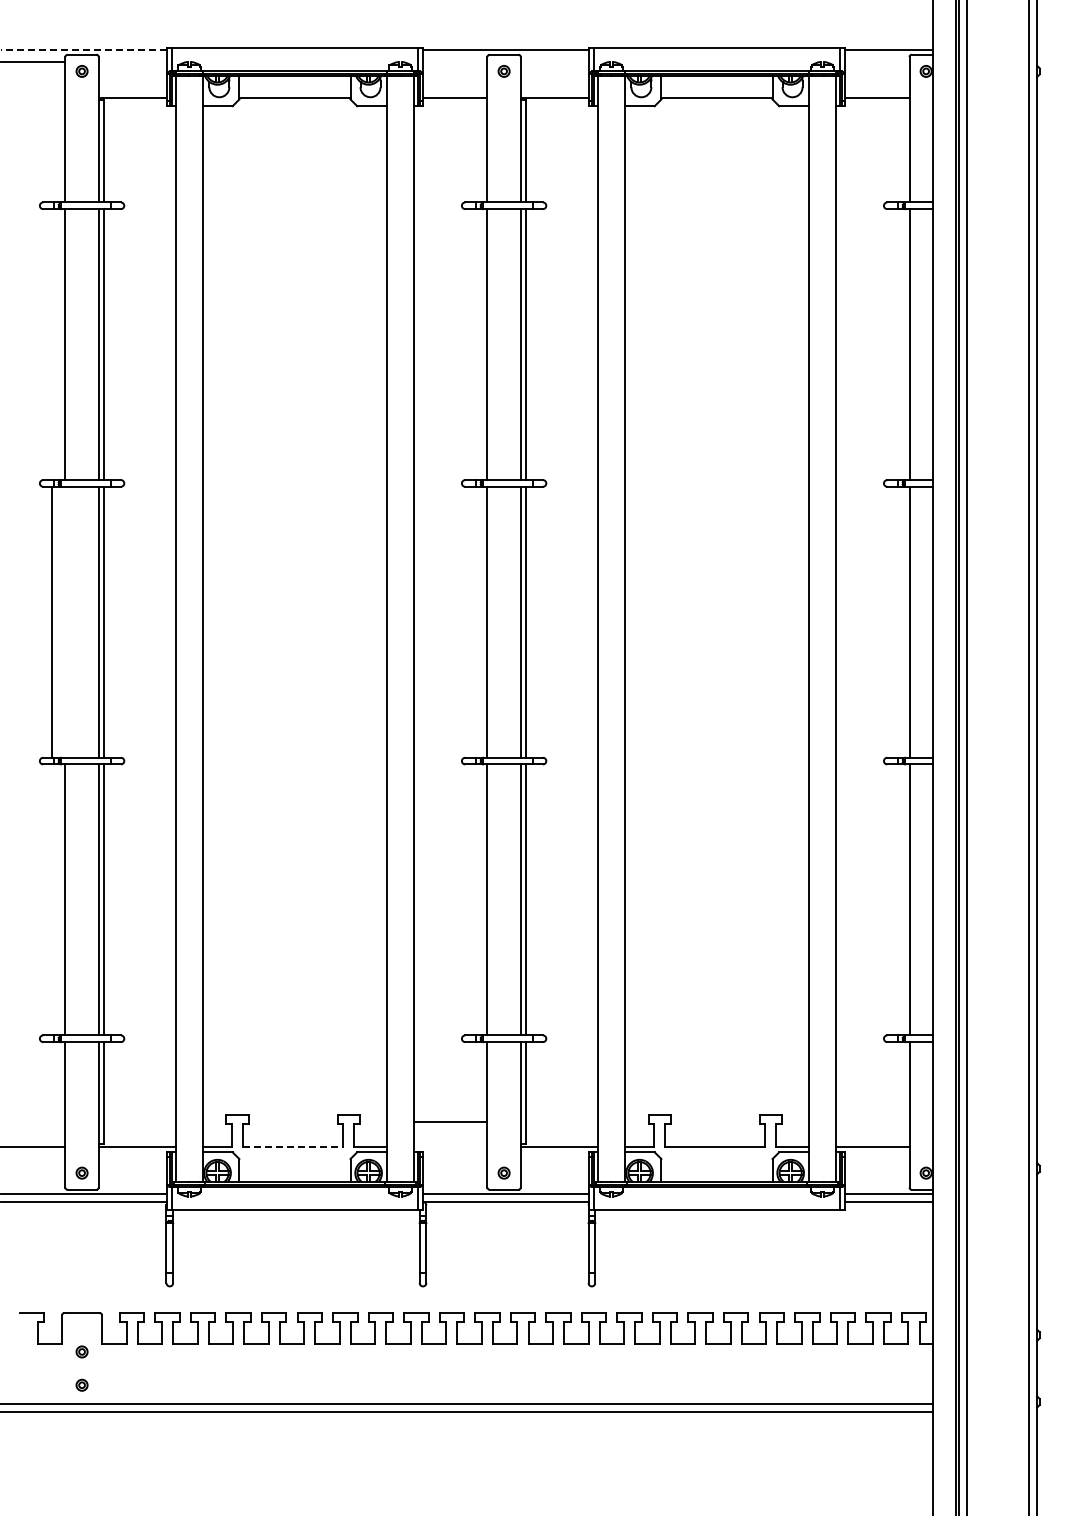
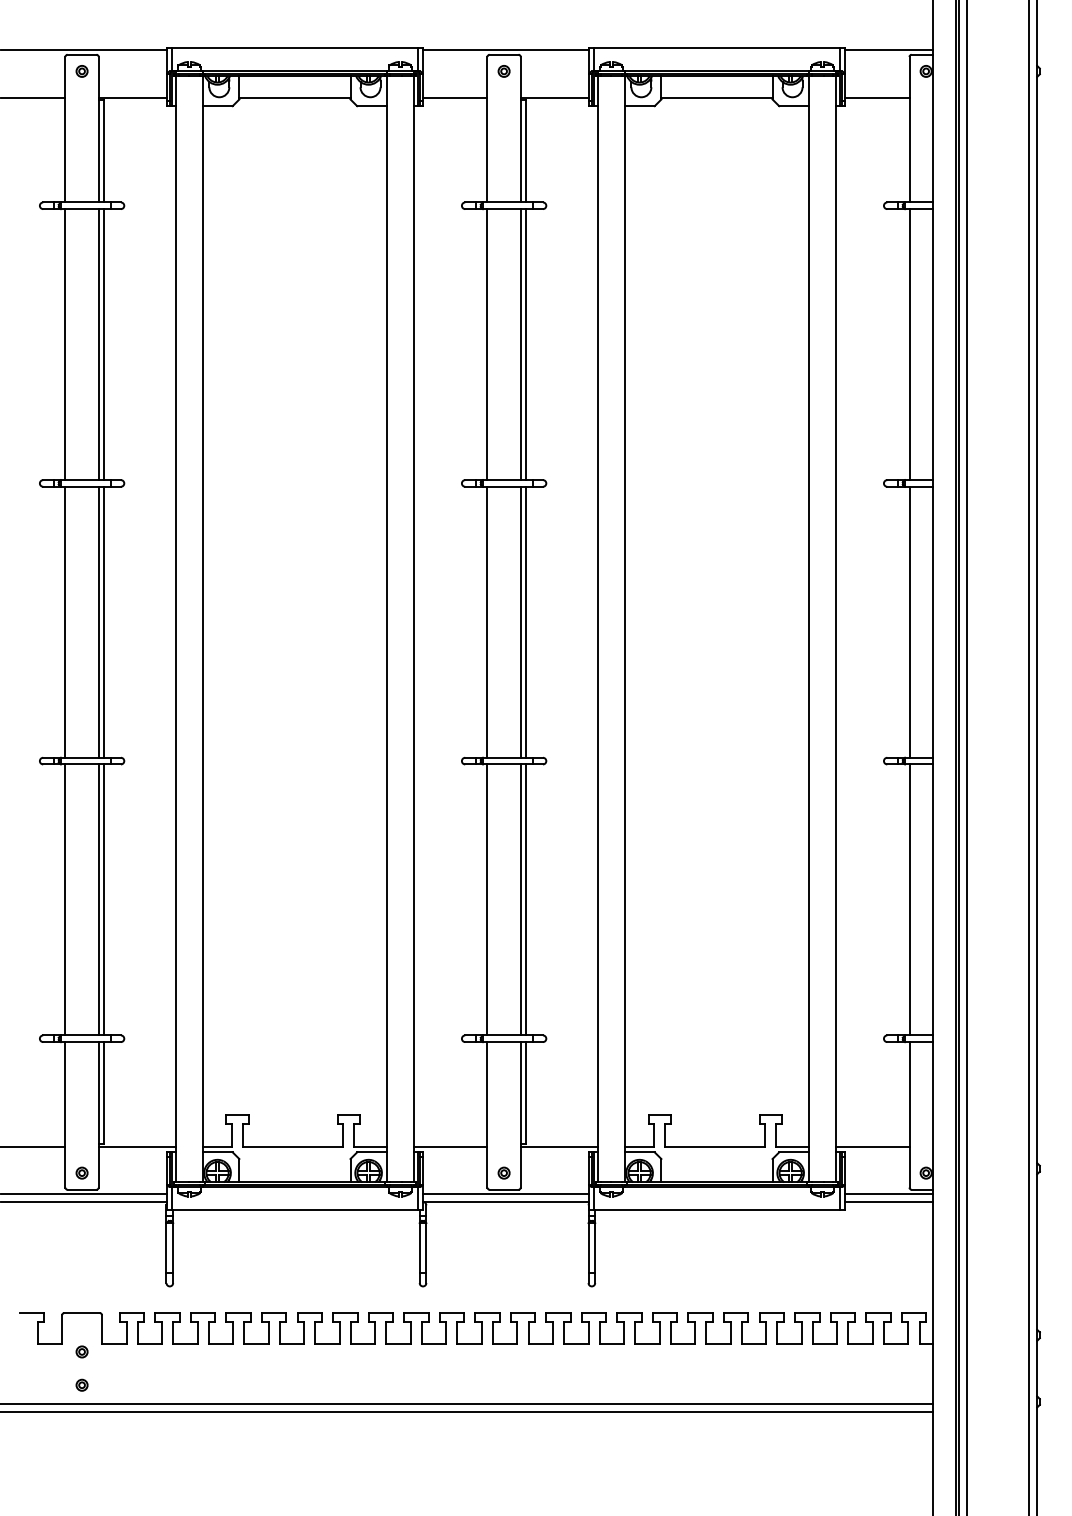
line: dashed -> solid (83, 50)
line position: (33, 62) -> (33, 98) (33, 98)
line position: (52, 621) -> (65, 621) (65, 621)
line position: (450, 1121) -> (450, 1146) (450, 1146)
line: dashed -> solid (293, 1146)
